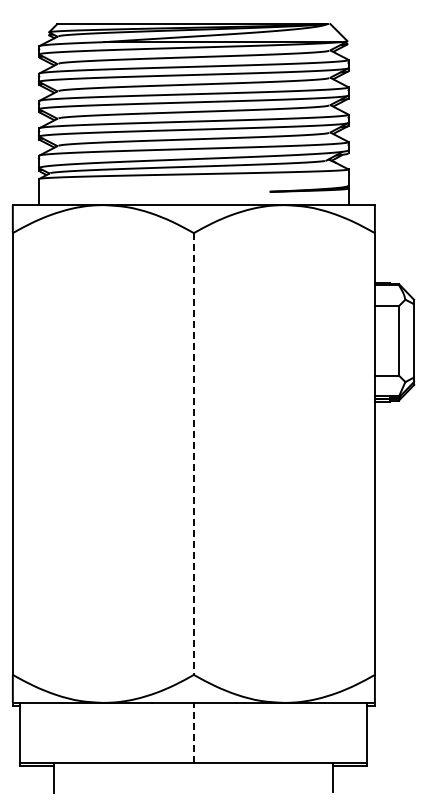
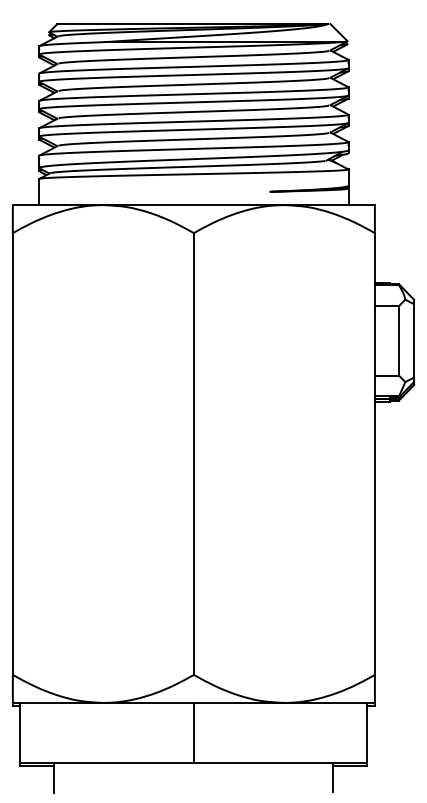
line: dashed -> solid (193, 454)
line: dashed -> solid (193, 732)
